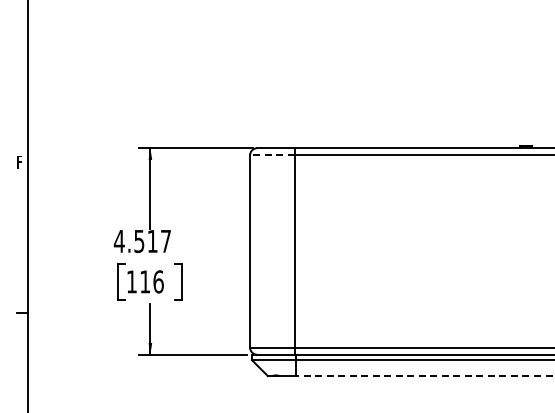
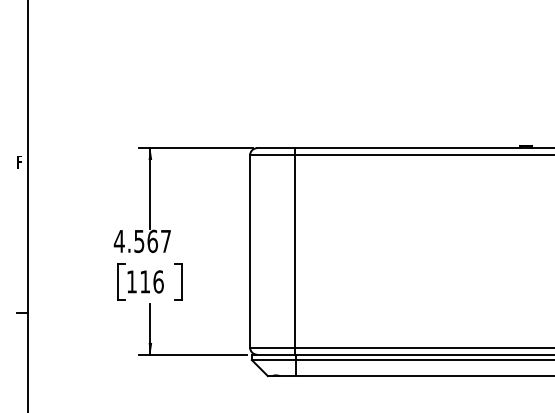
line: dashed -> solid (271, 155)
text: 4.517 -> 4.567 (152, 240)
line: dashed -> solid (425, 376)
